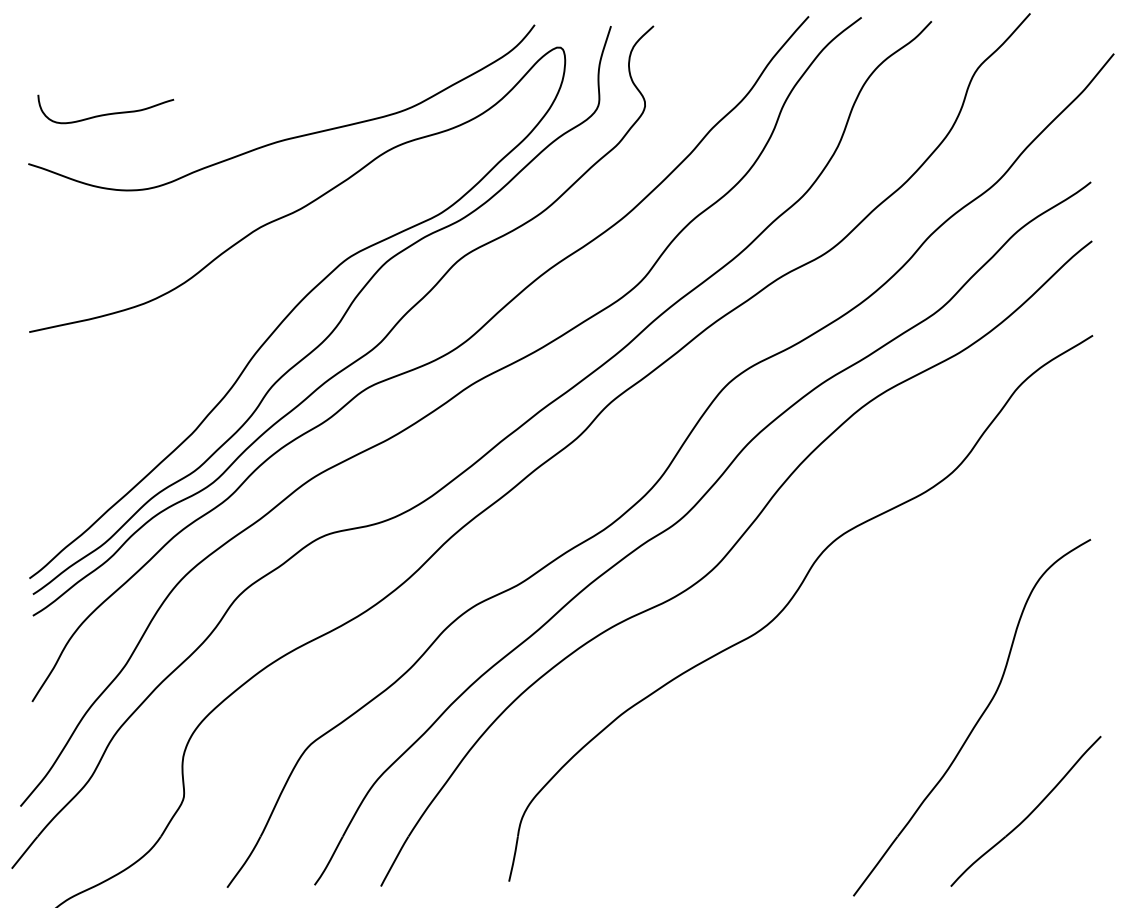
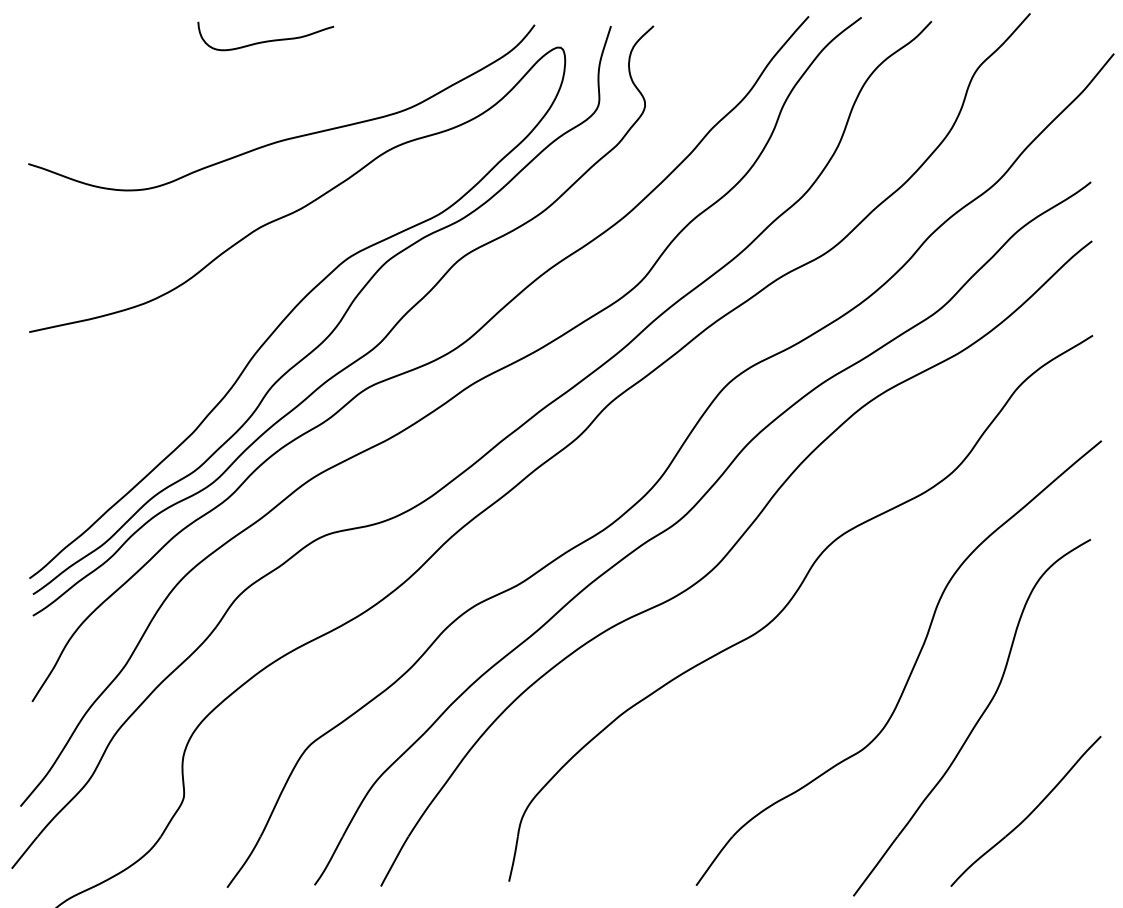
curve position: (105, 113) -> (265, 40) (265, 40)
part: none -> present (911, 669)
